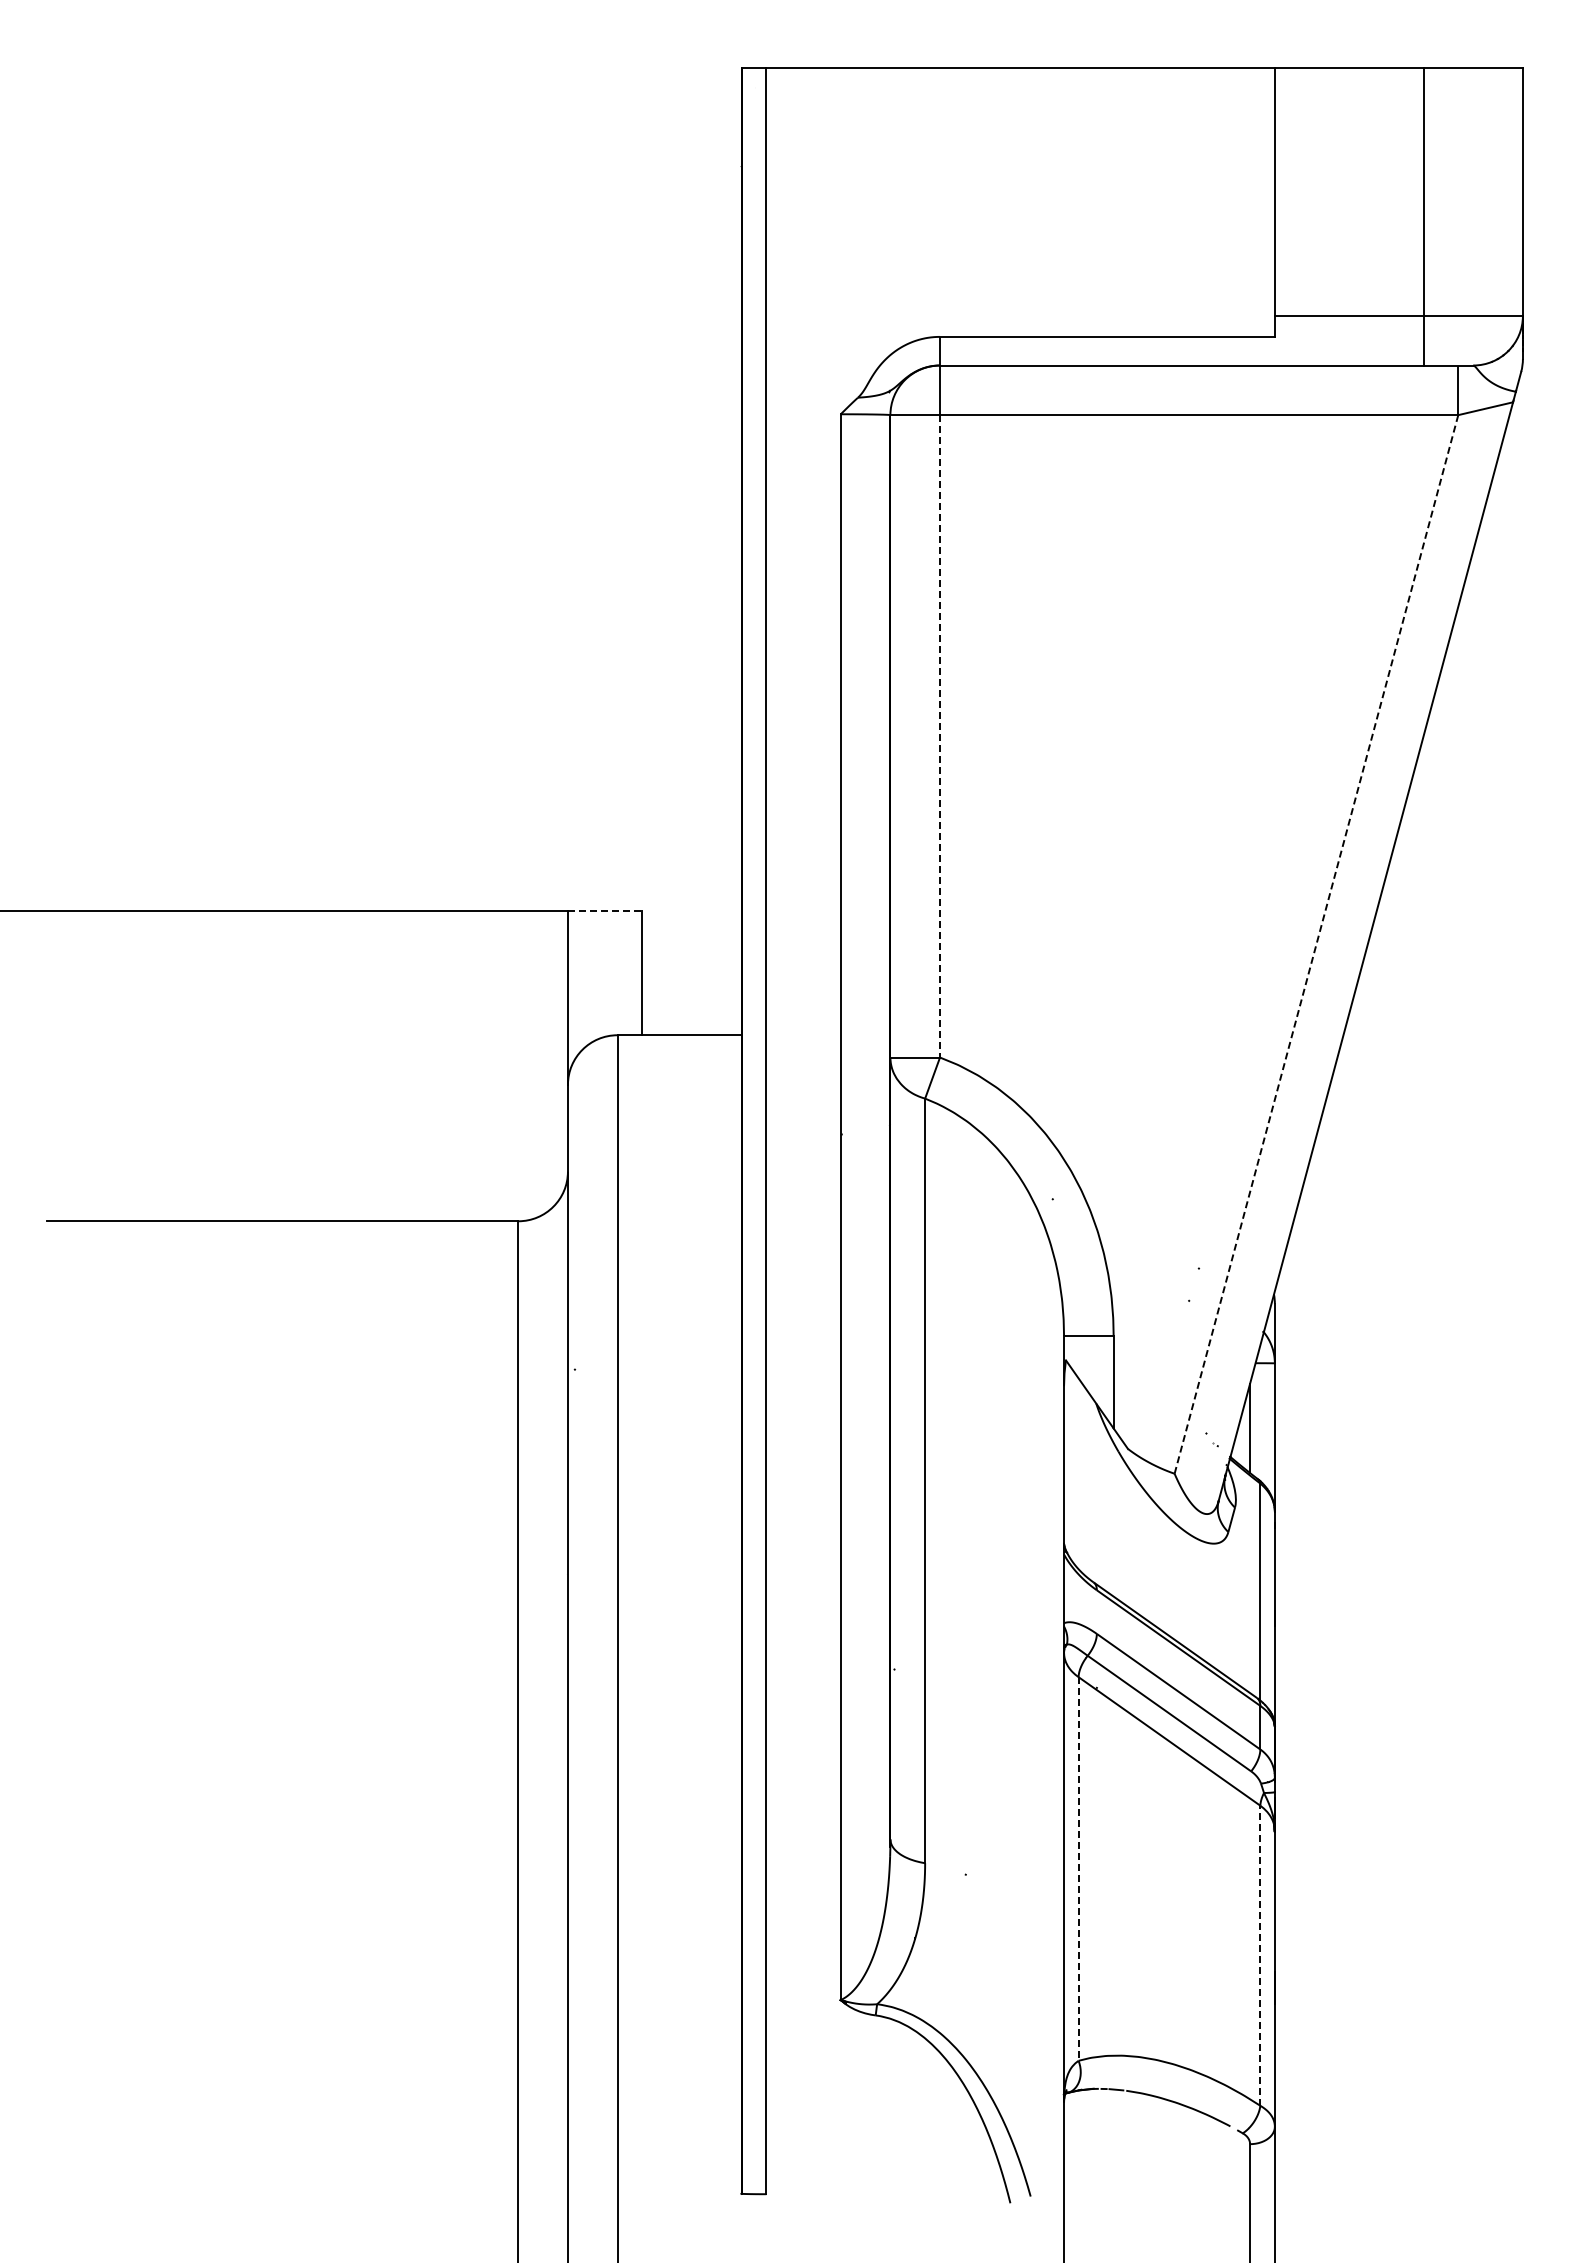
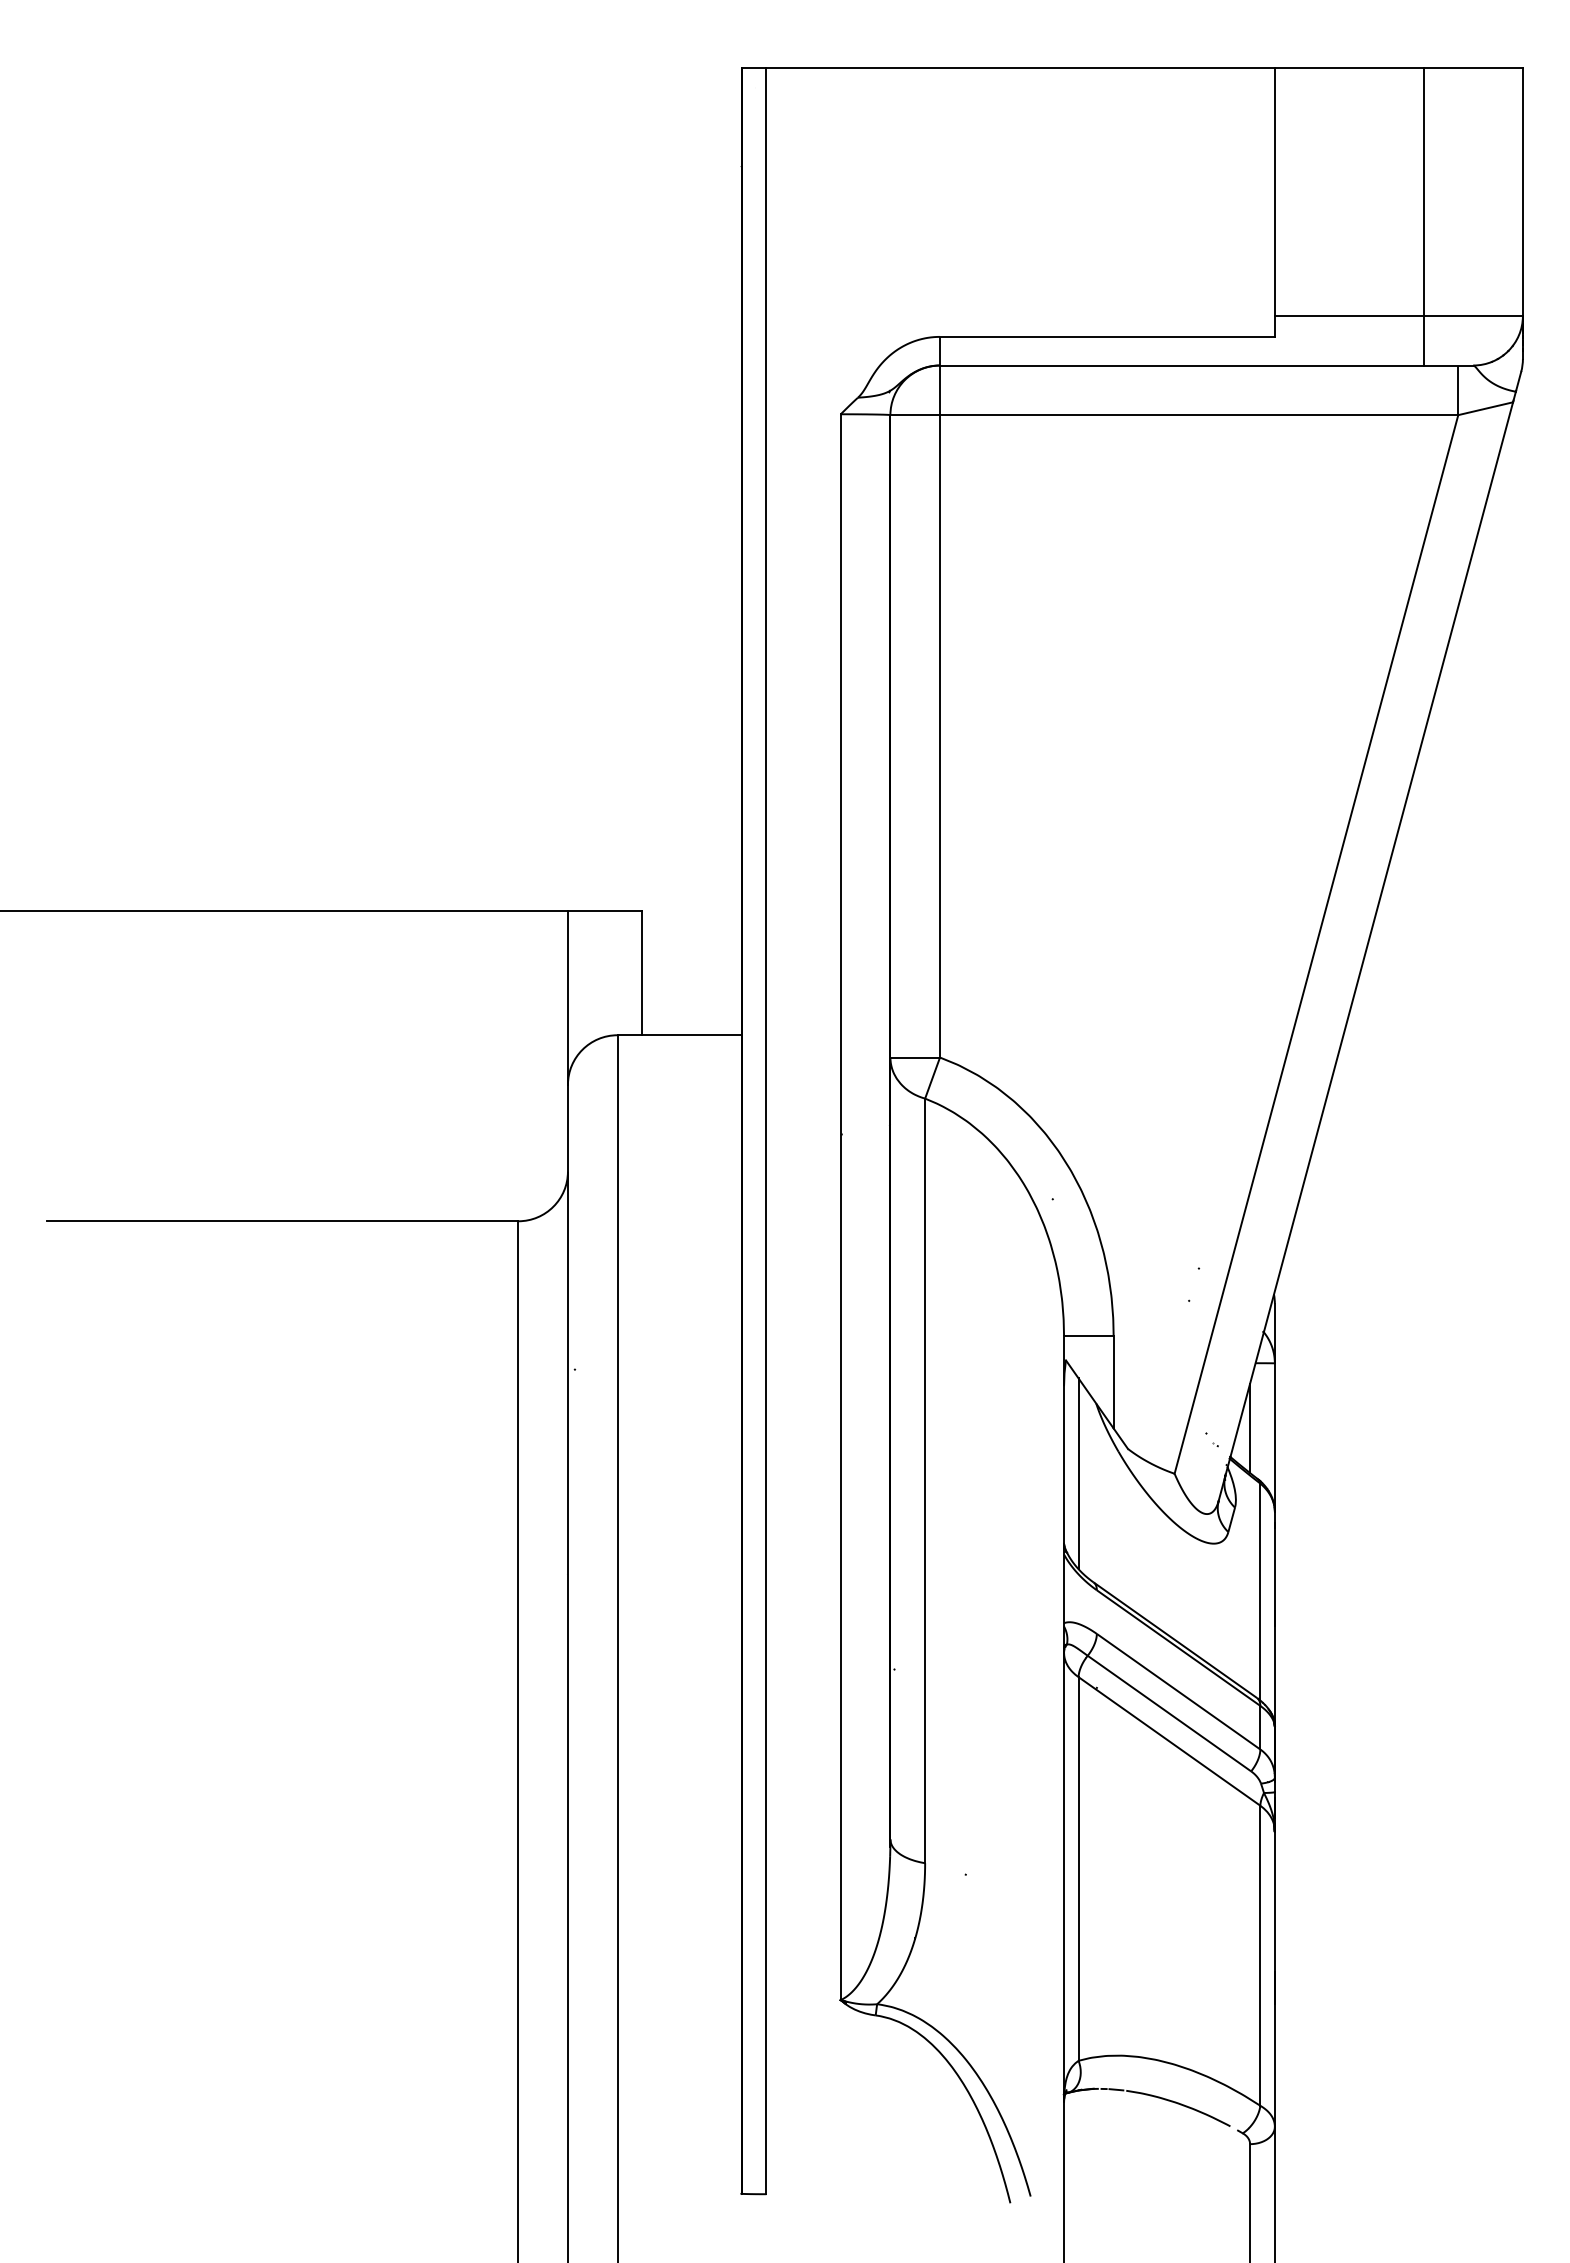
line: dashed -> solid (940, 736)
line: dashed -> solid (605, 911)
line: dashed -> solid (1316, 944)
line: none -> present (1078, 1473)
line: dashed -> solid (1078, 1868)
line: dashed -> solid (1260, 1955)
